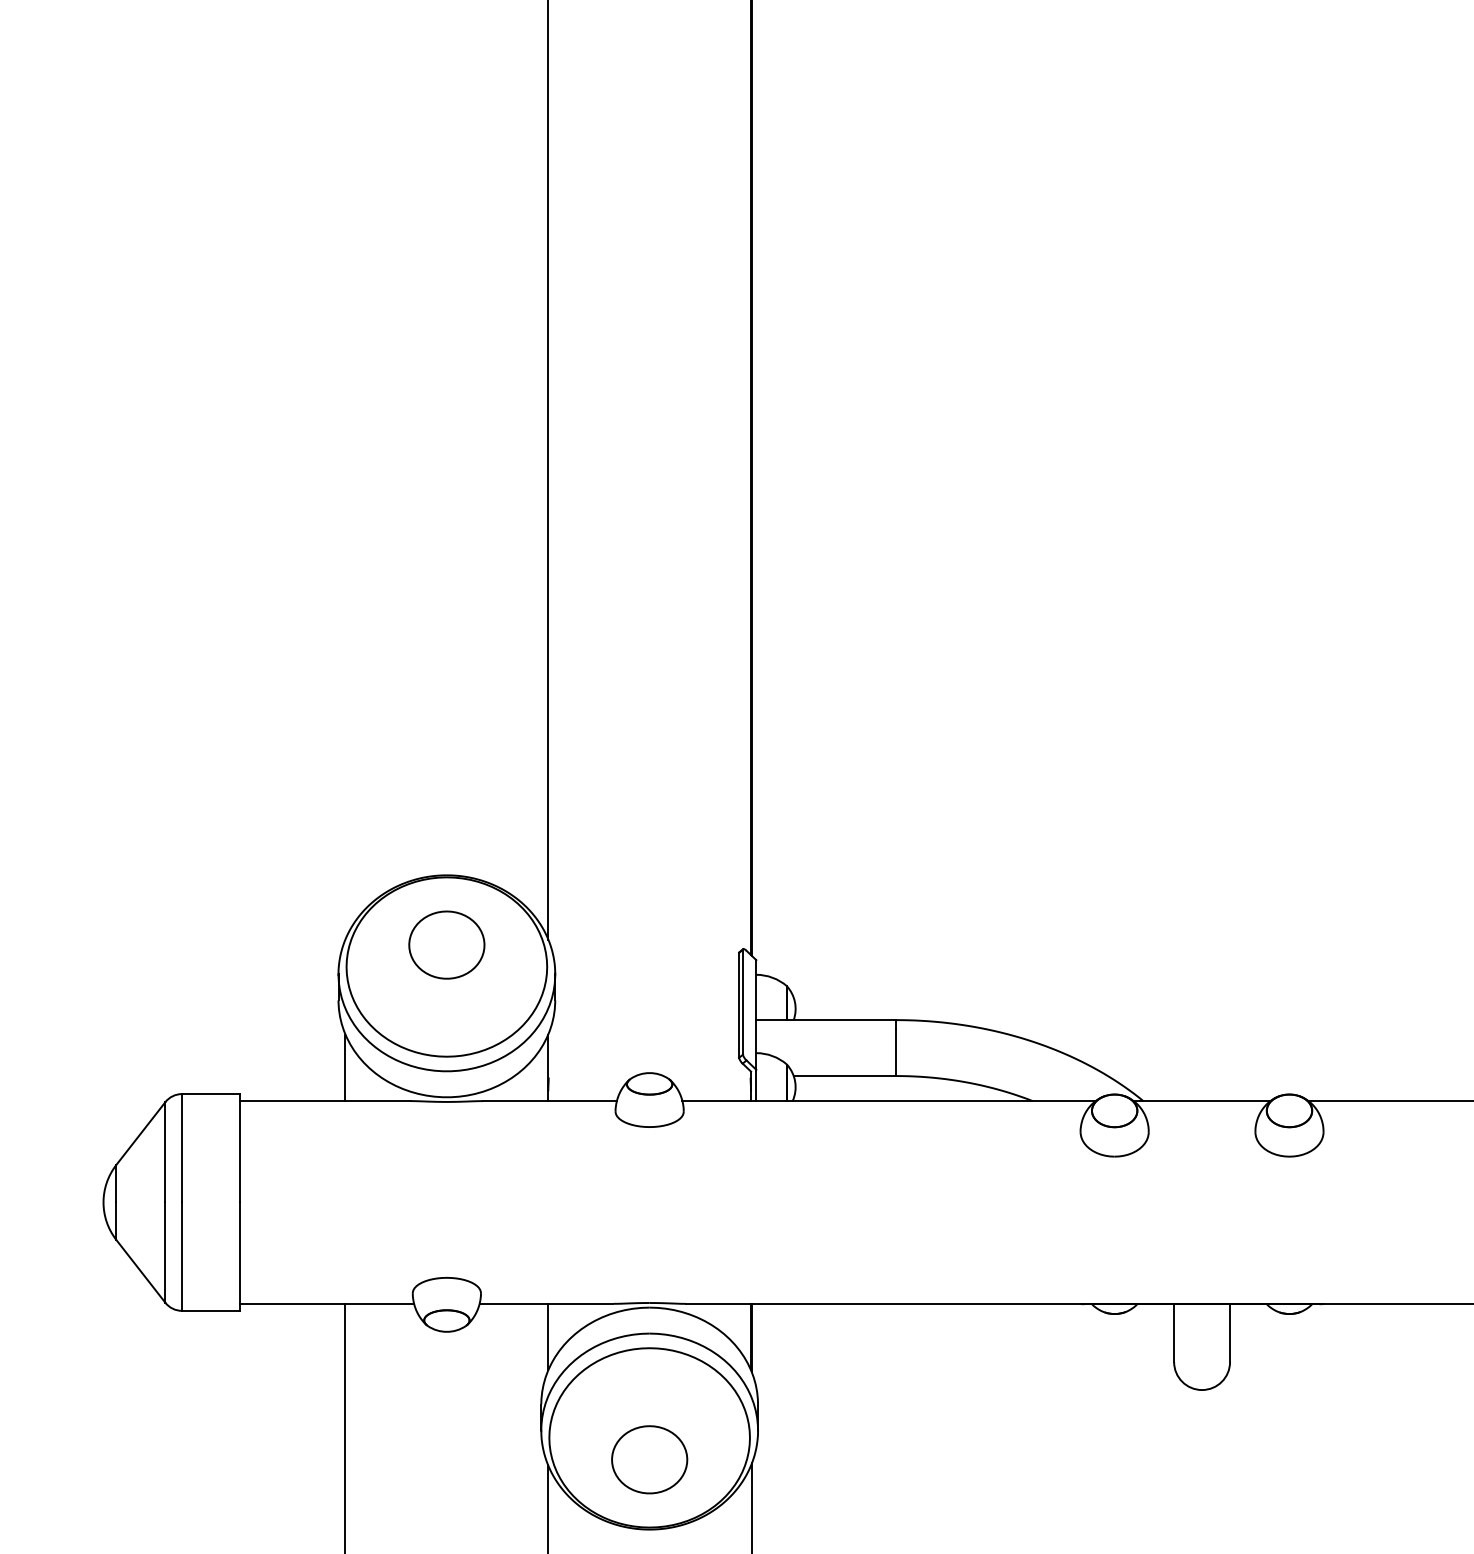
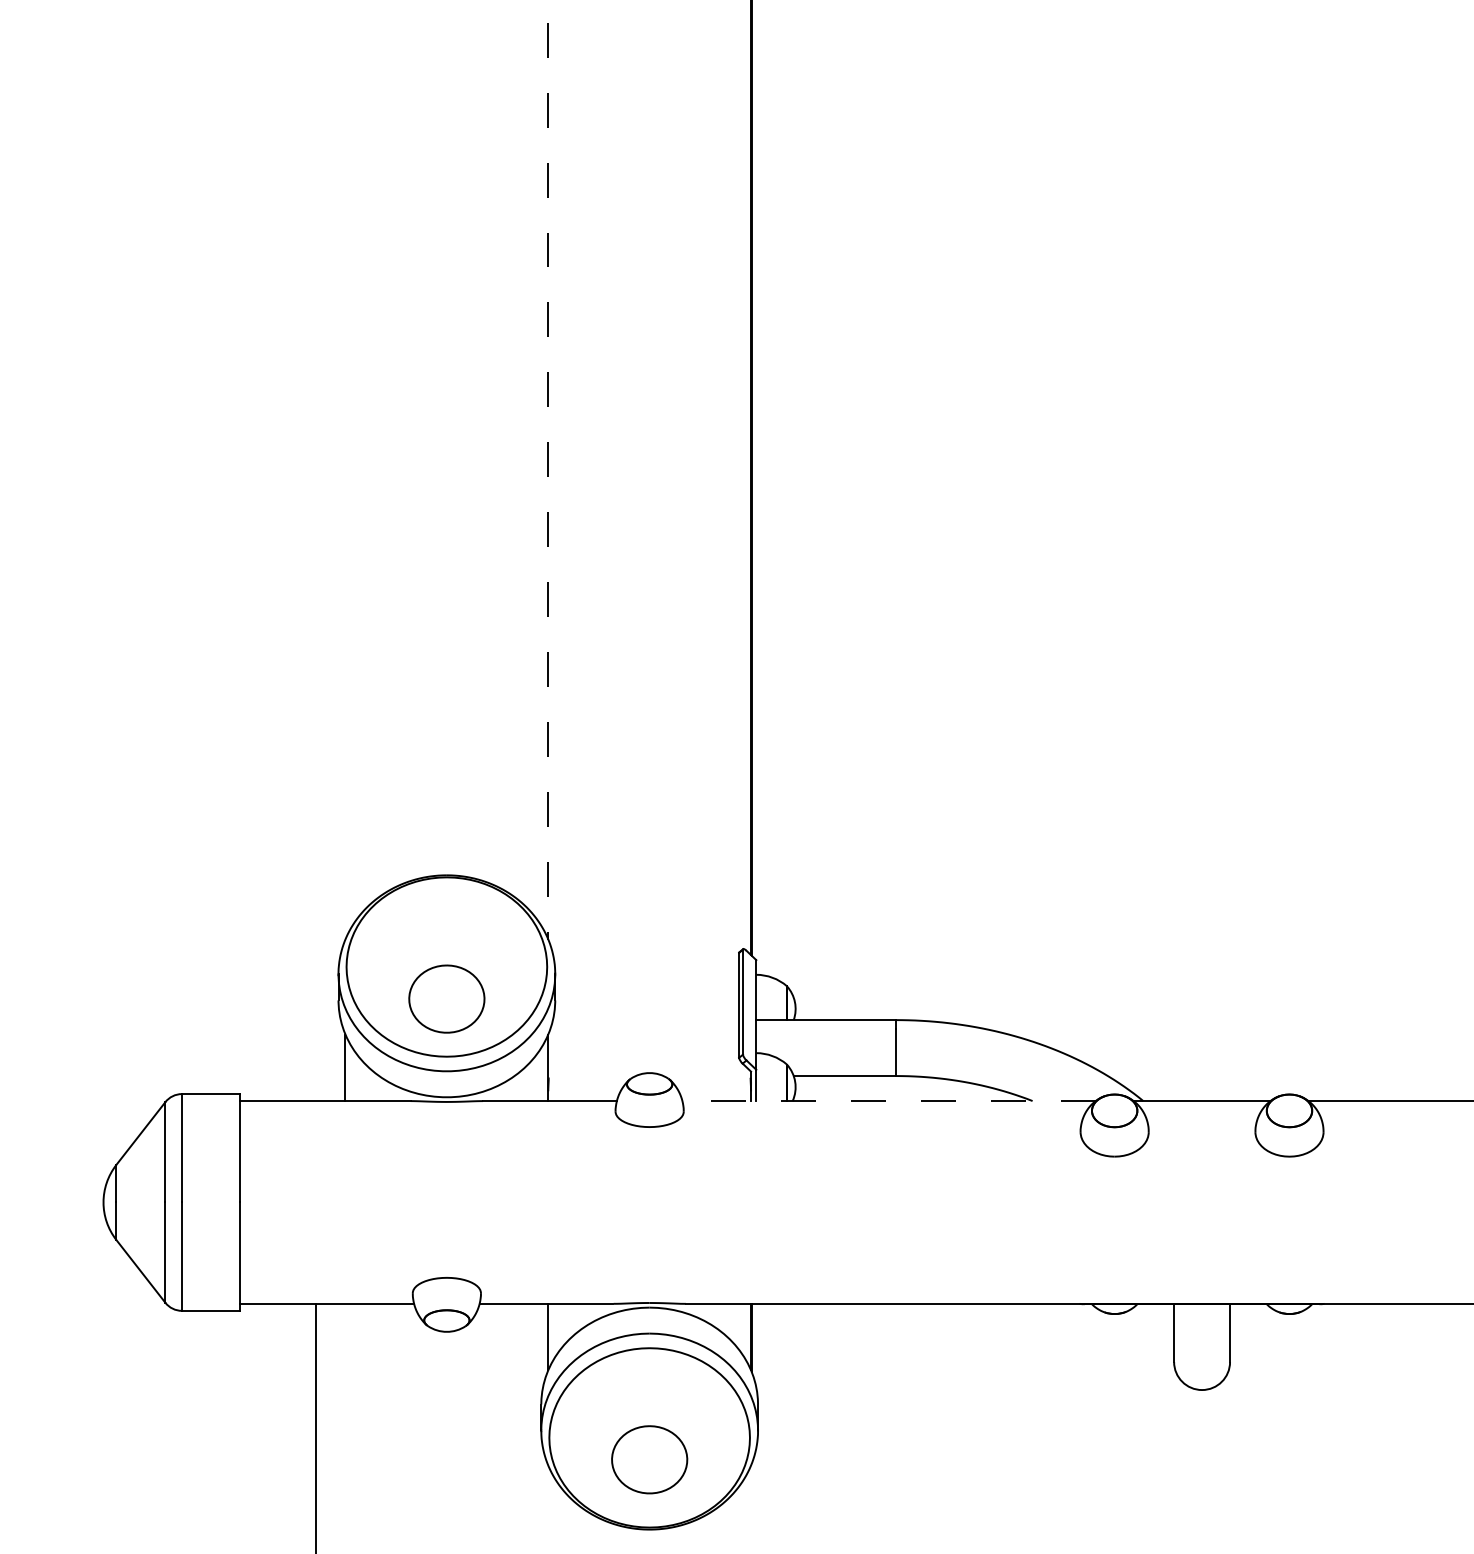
line: solid -> dashed (548, 470)
part position: (446, 944) -> (446, 998) (446, 998)
line: solid -> dashed (889, 1101)
line position: (345, 1426) -> (316, 1426) (316, 1426)
line: present -> none (751, 1506)
line: present -> none (548, 1507)
